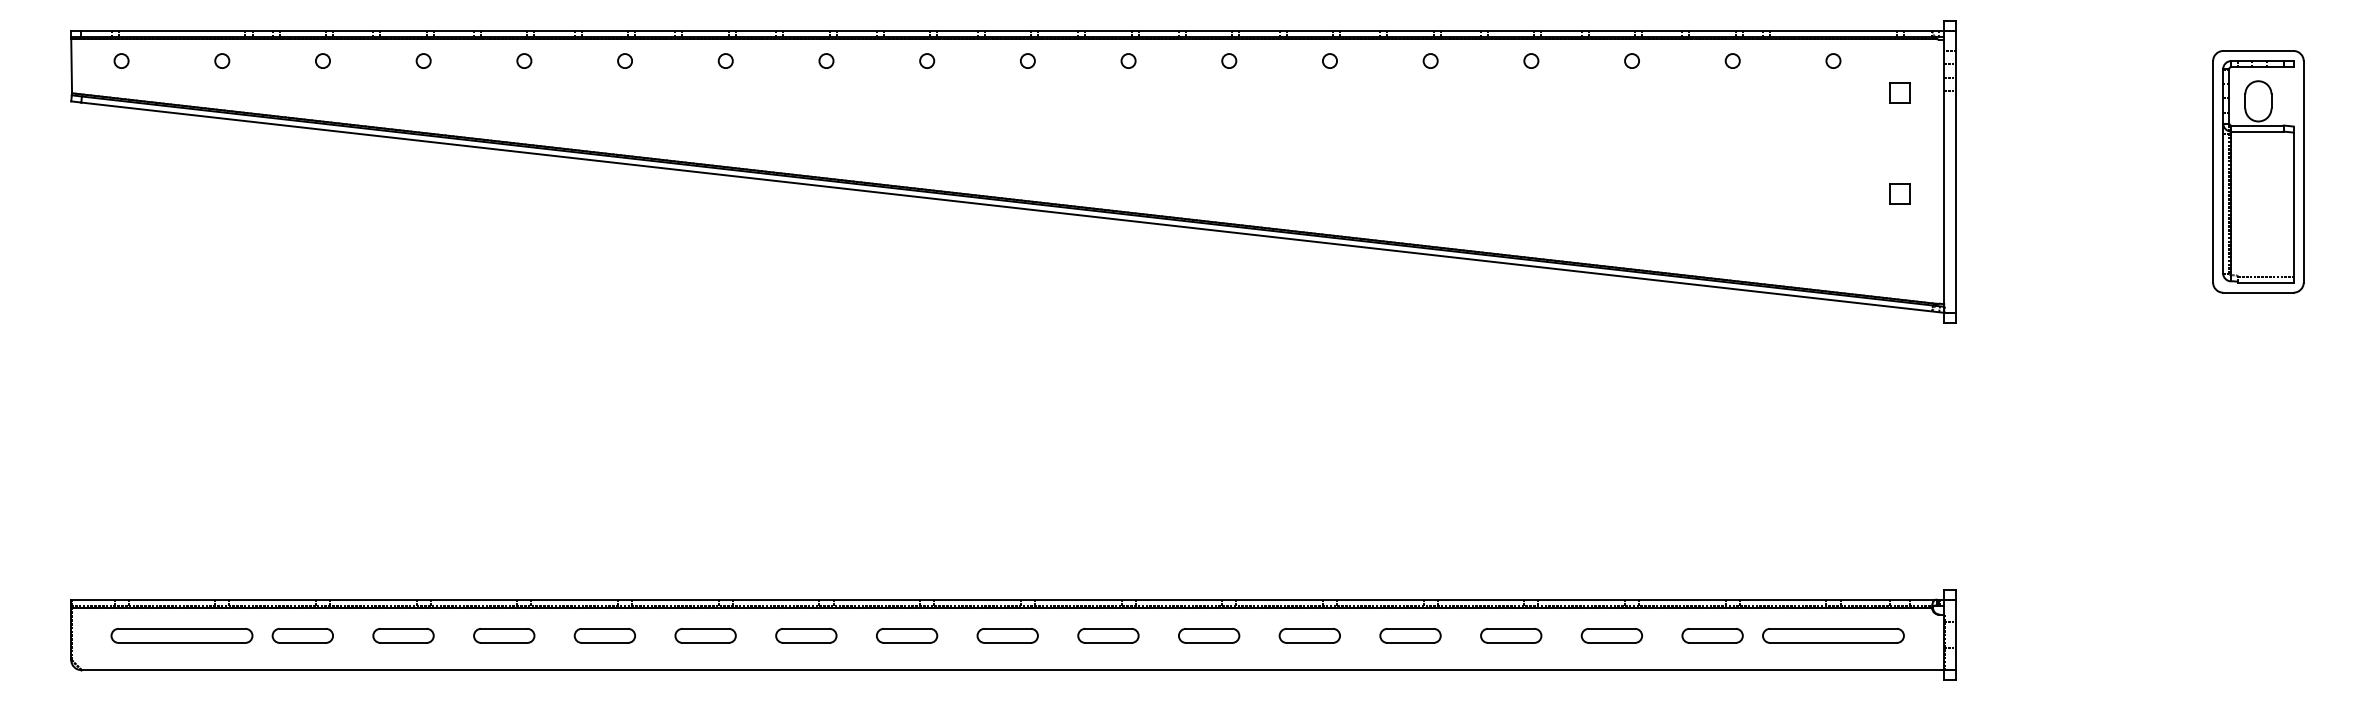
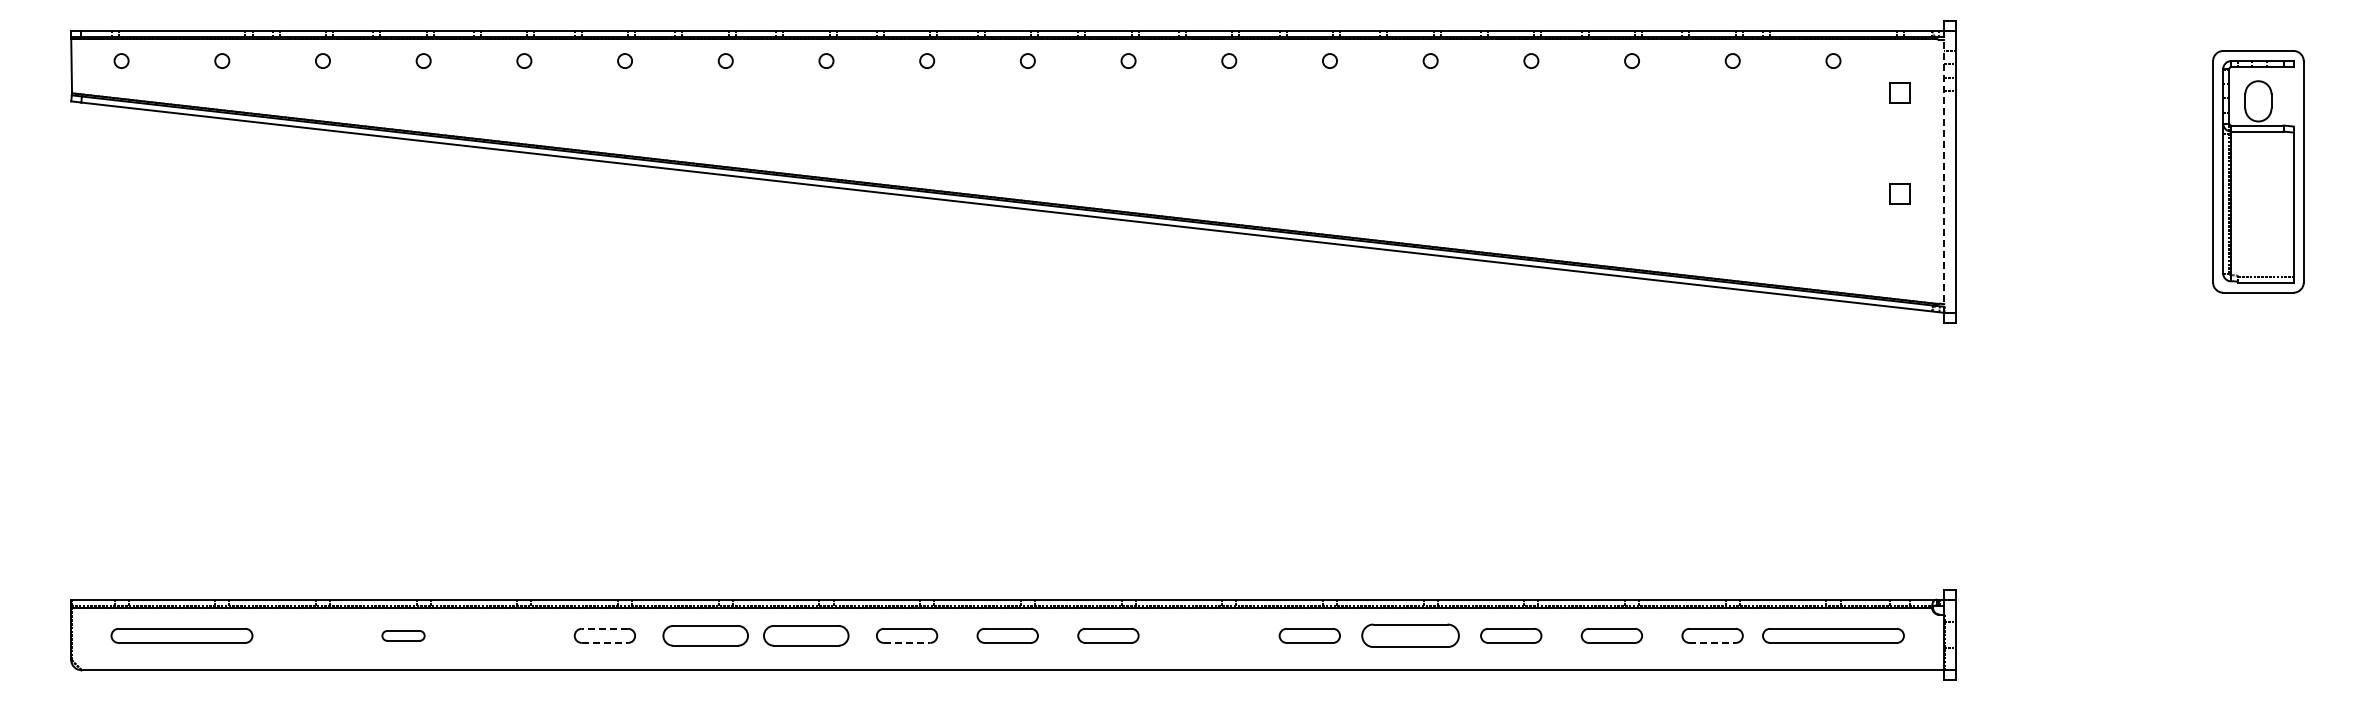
line: solid -> dashed (1944, 171)
line: solid -> dashed (604, 628)
part: present -> none (302, 635)
part size: 63x16 px -> 45x12 px (403, 635)
part: present -> none (504, 635)
part size: 63x16 px -> 87x22 px (705, 635)
part size: 63x16 px -> 87x22 px (806, 635)
part: present -> none (1209, 635)
part size: 63x16 px -> 99x25 px (1410, 635)
line: solid -> dashed (605, 642)
line: solid -> dashed (907, 642)
line: solid -> dashed (1713, 642)
